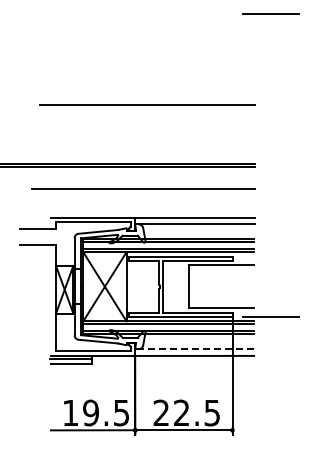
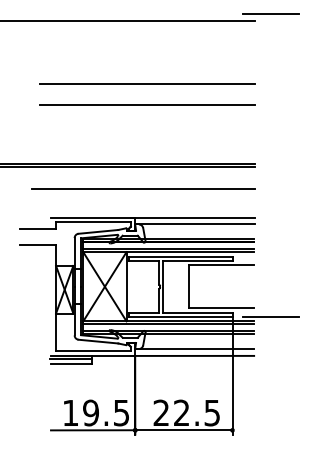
line: none -> present (128, 20)
line: none -> present (147, 83)
line: dashed -> solid (194, 349)
